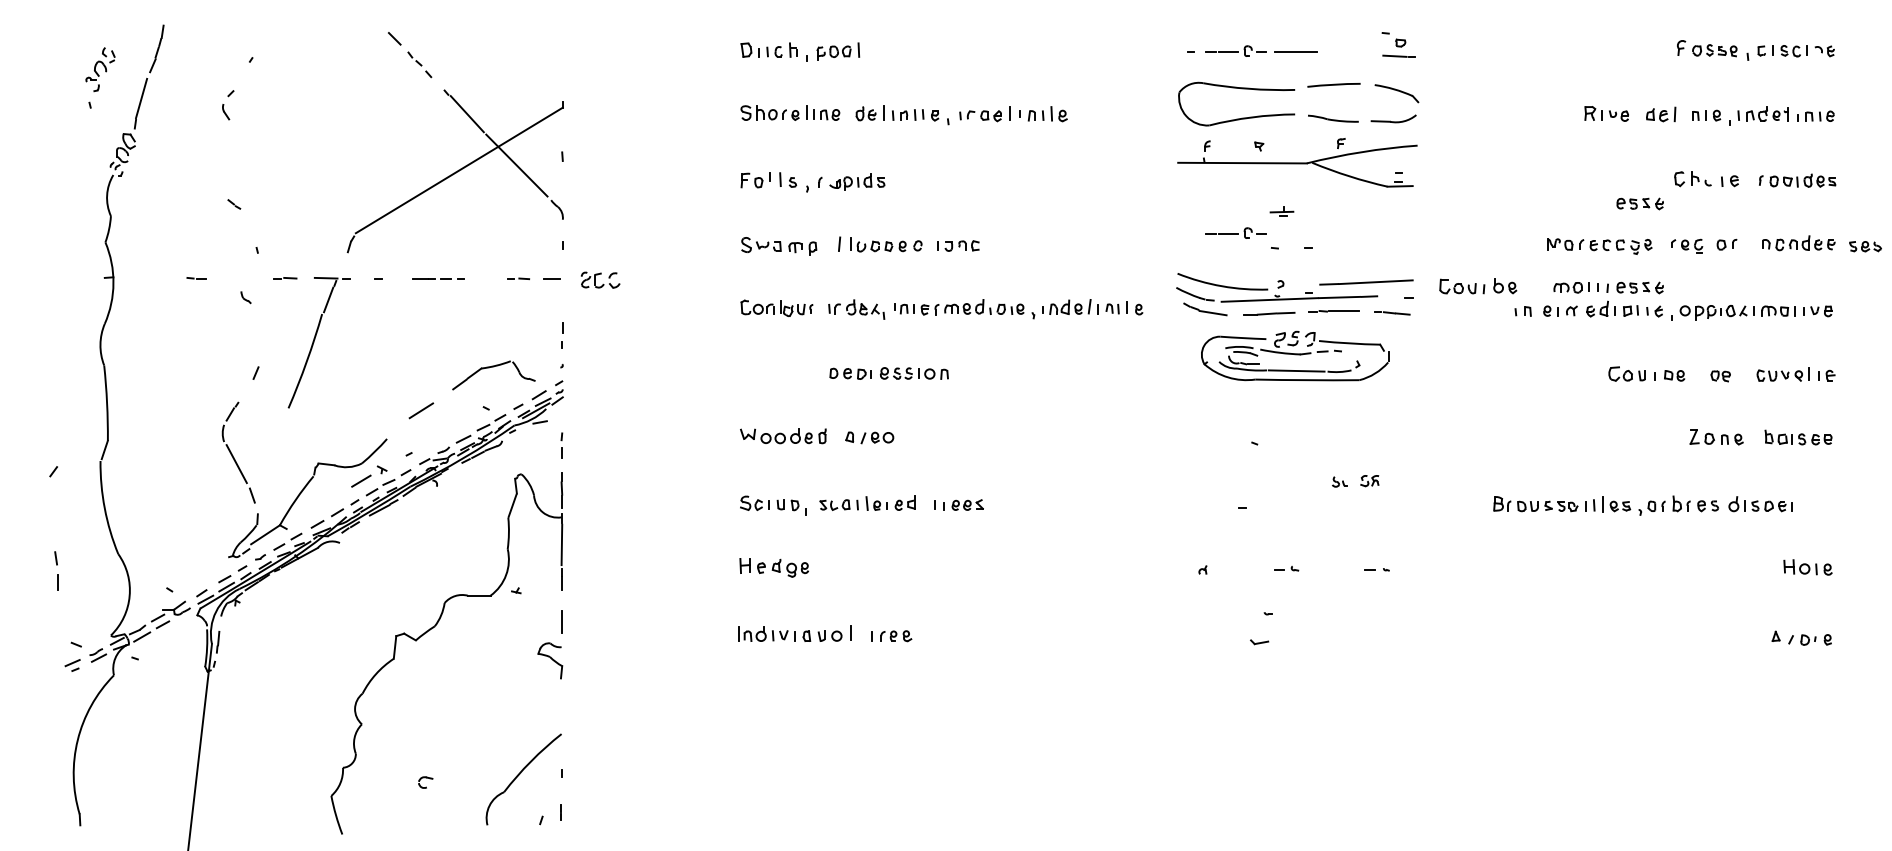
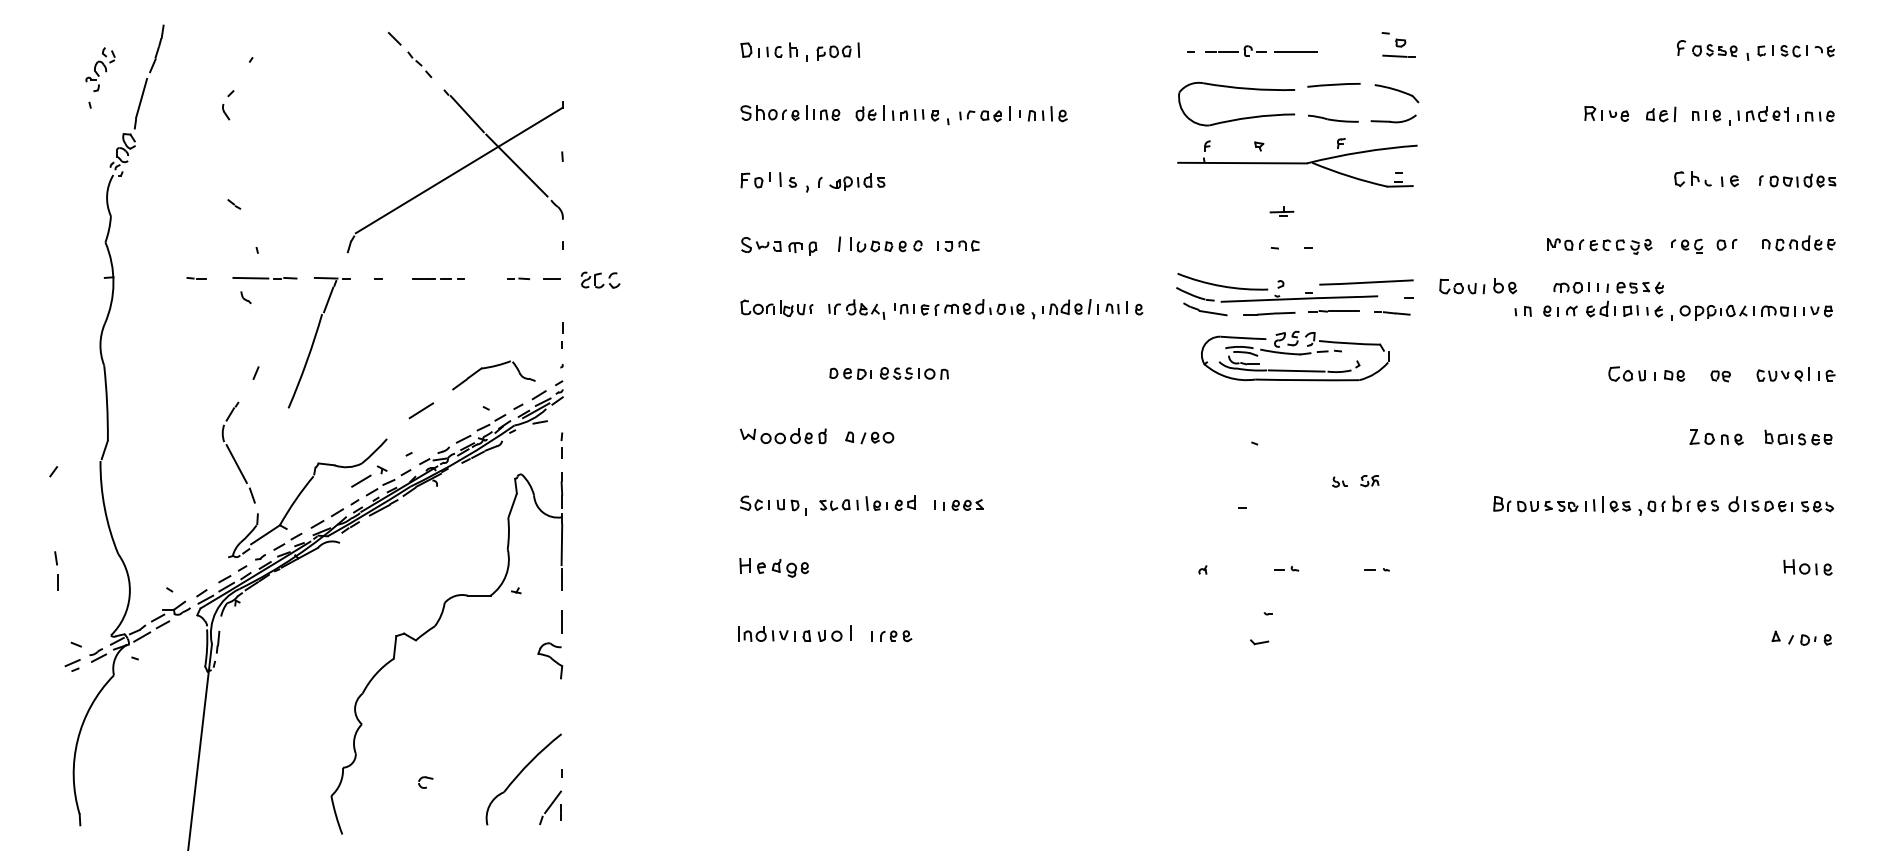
part: present -> none (1639, 203)
part: present -> none (1235, 232)
part position: (1865, 246) -> (1817, 506) (1817, 506)
line: none -> present (250, 277)
line: none -> present (552, 802)
